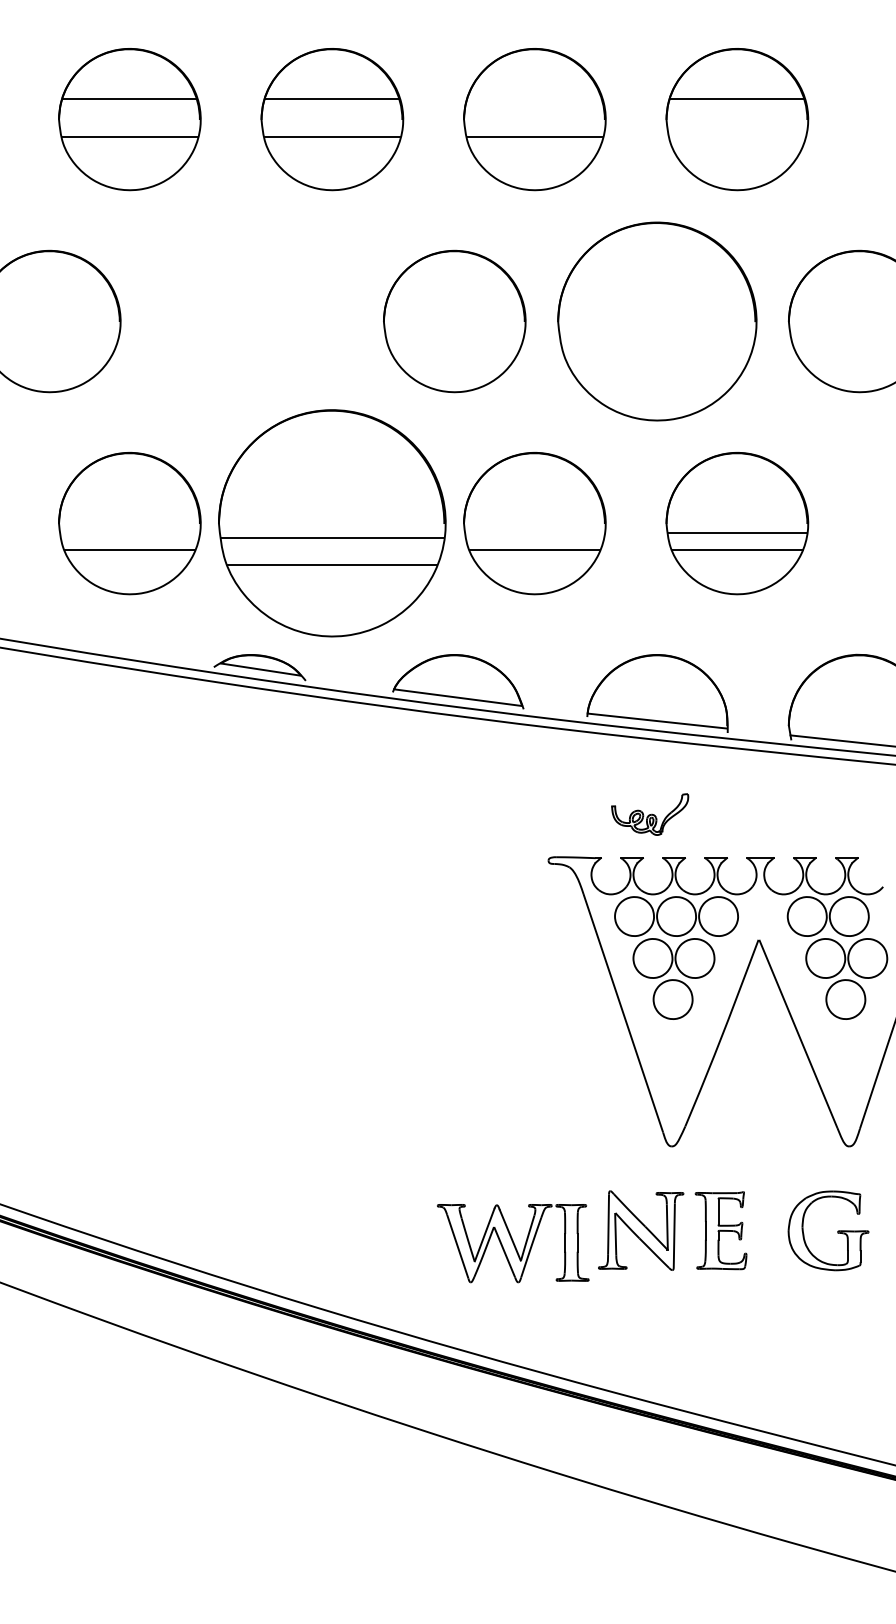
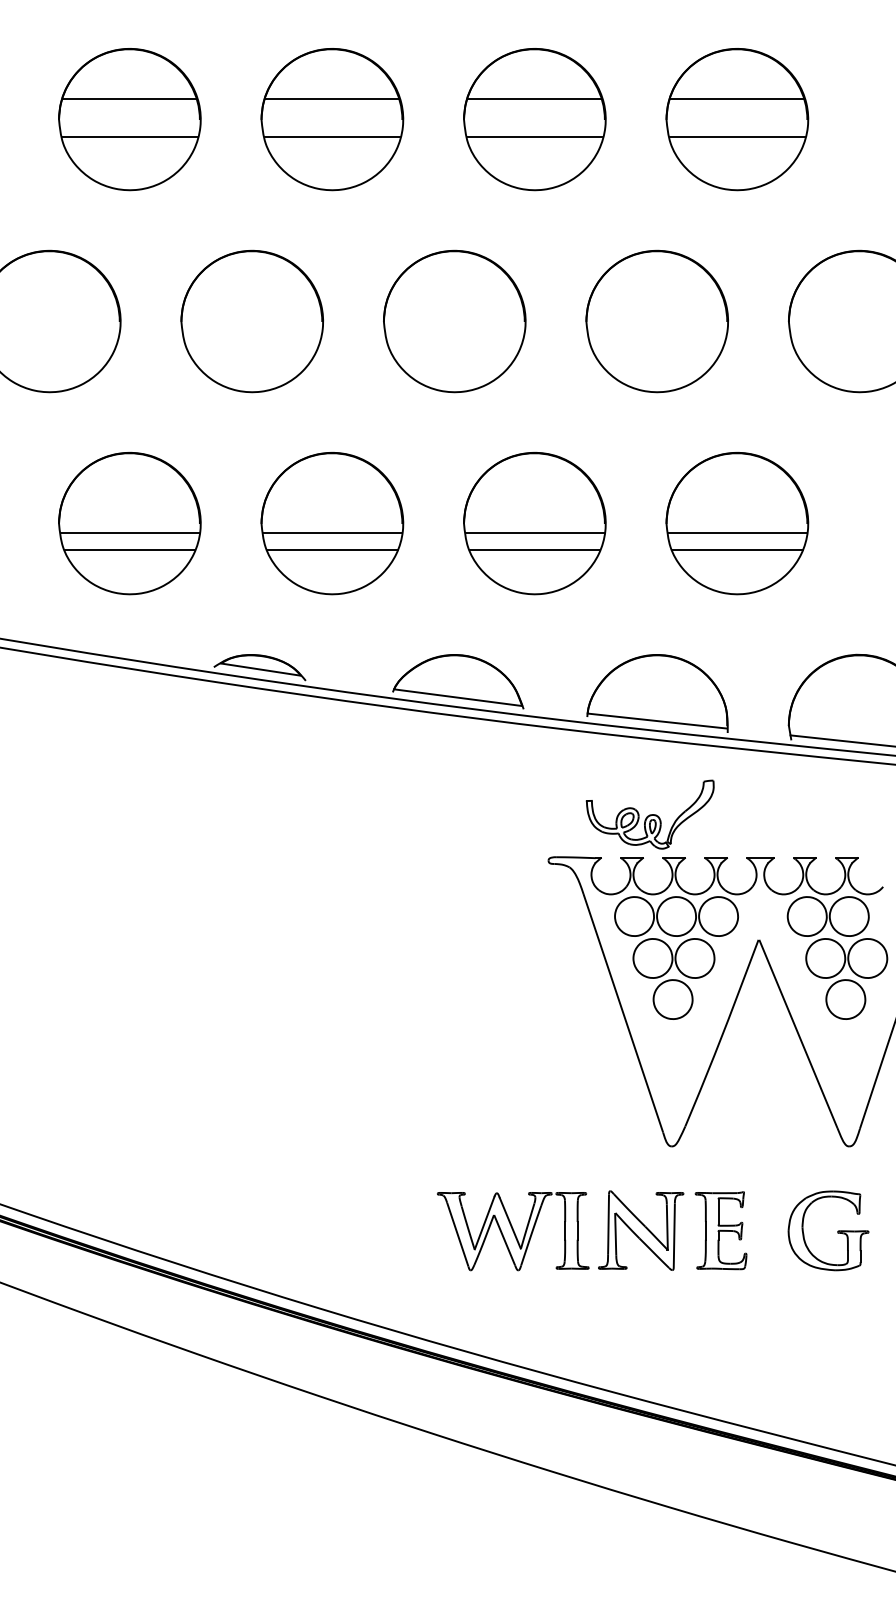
line: none -> present (534, 99)
line: none -> present (736, 137)
part: none -> present (251, 321)
part size: 201x201 px -> 144x145 px (656, 321)
part size: 229x229 px -> 145x144 px (332, 523)
line: none -> present (129, 532)
line: none -> present (534, 532)
part size: 79x43 px -> 130x71 px (649, 814)
part position: (513, 1243) -> (513, 1231) (513, 1231)
